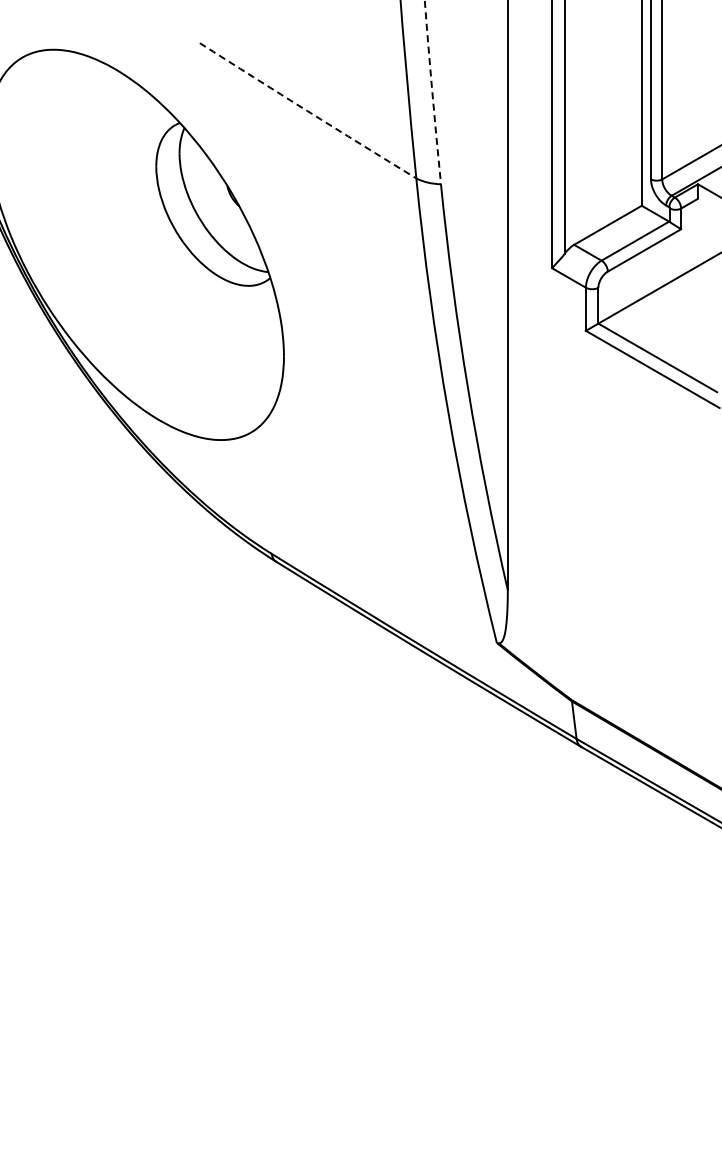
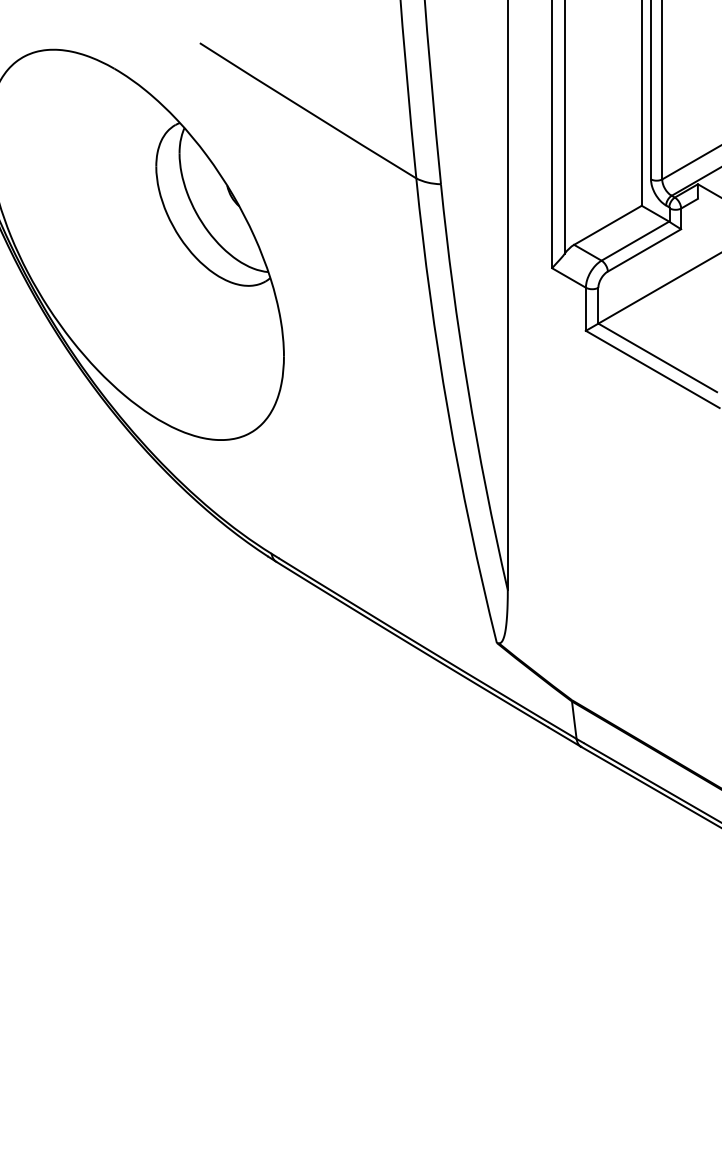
arc: dashed -> solid (432, 91)
arc: dashed -> solid (307, 111)
